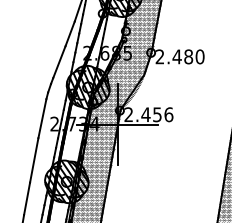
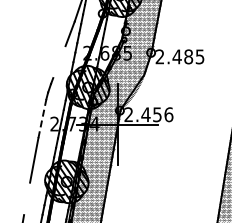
text: 2.480 -> 2.485 (199, 56)
line: present -> none (59, 62)
line: solid -> dashed (42, 118)
line: present -> none (27, 198)
